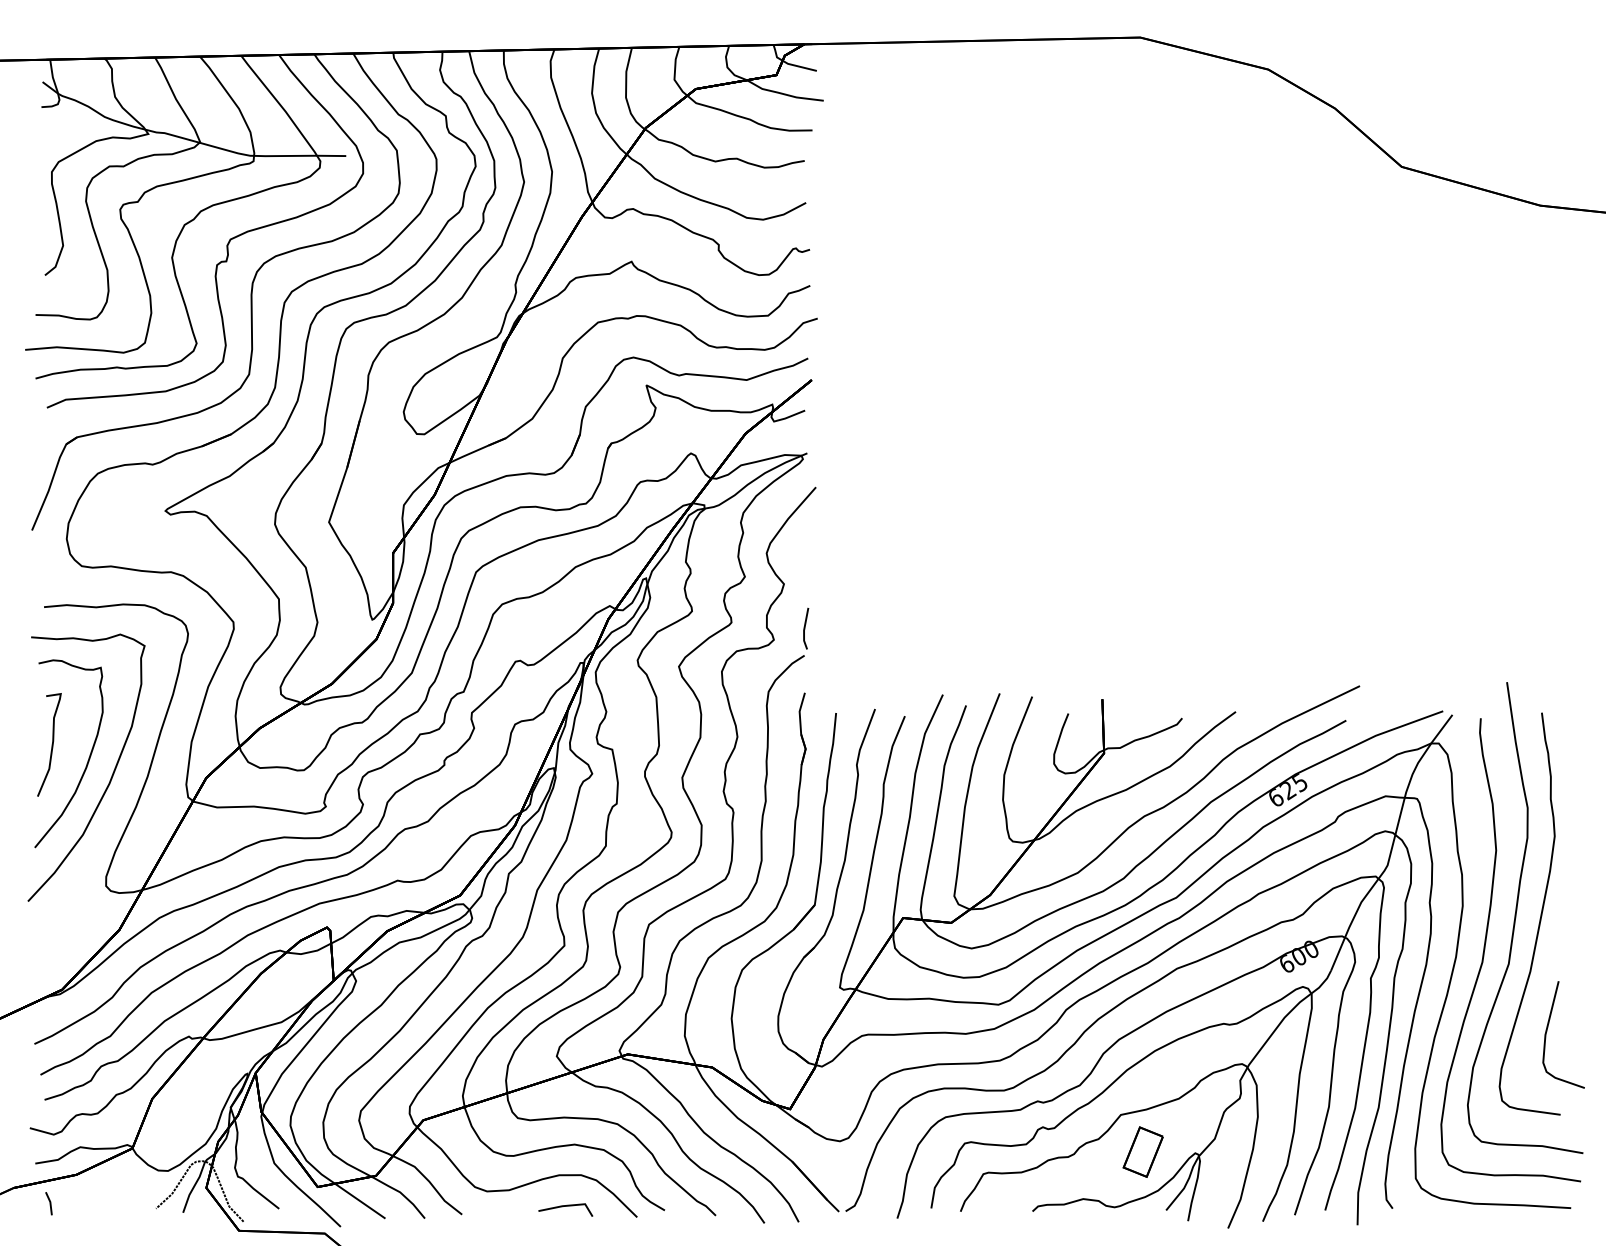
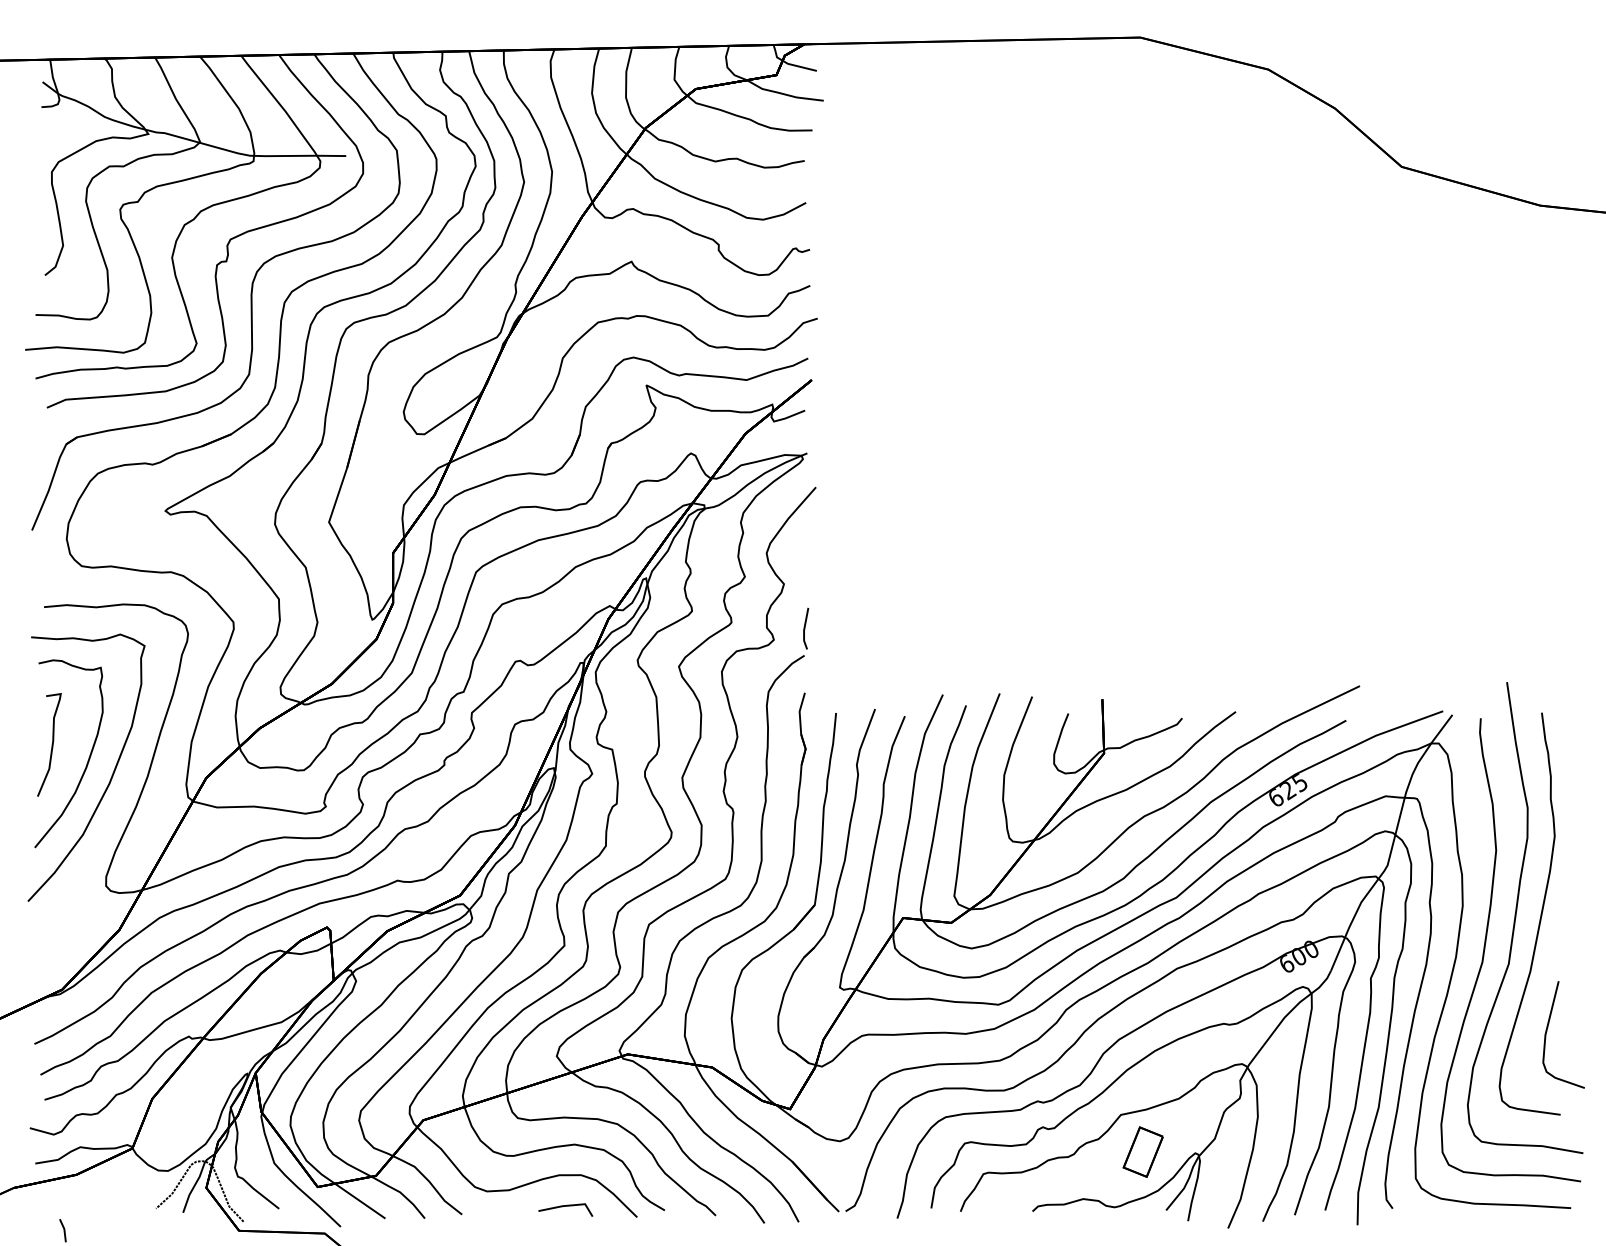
part position: (48, 1203) -> (62, 1230) (62, 1230)
